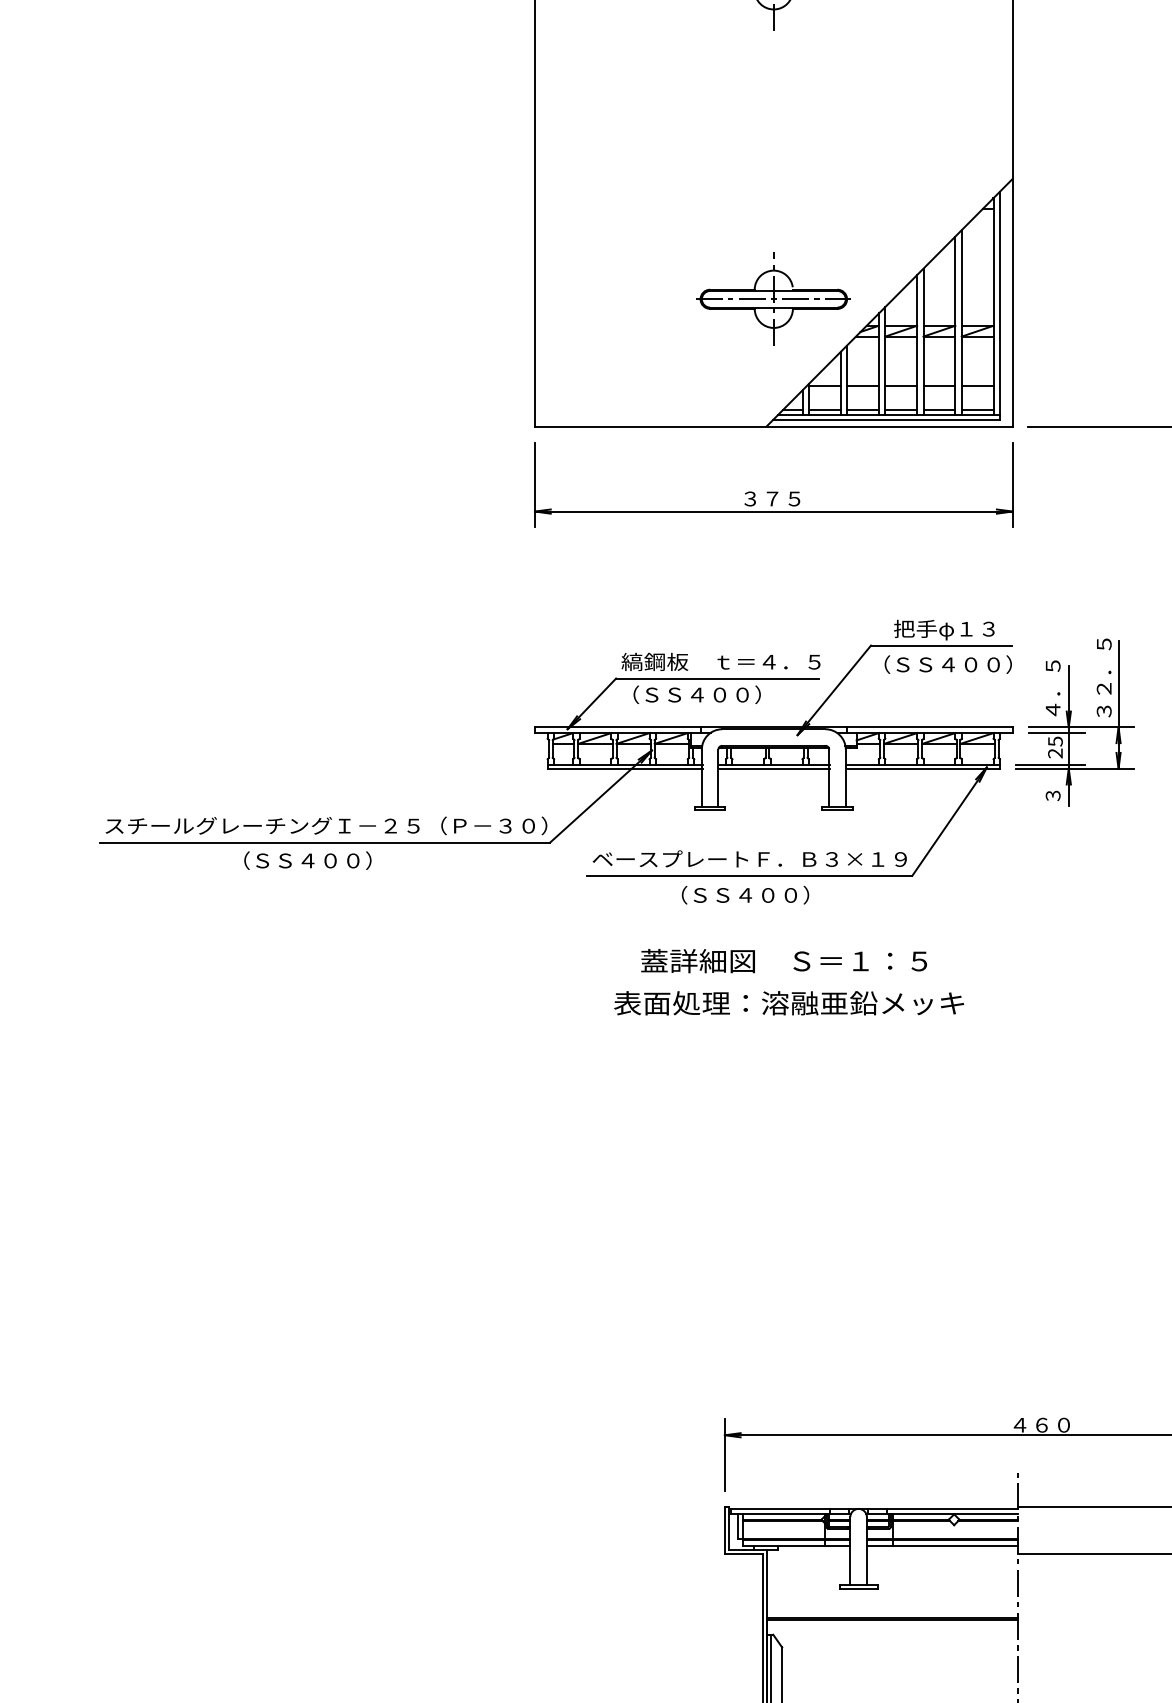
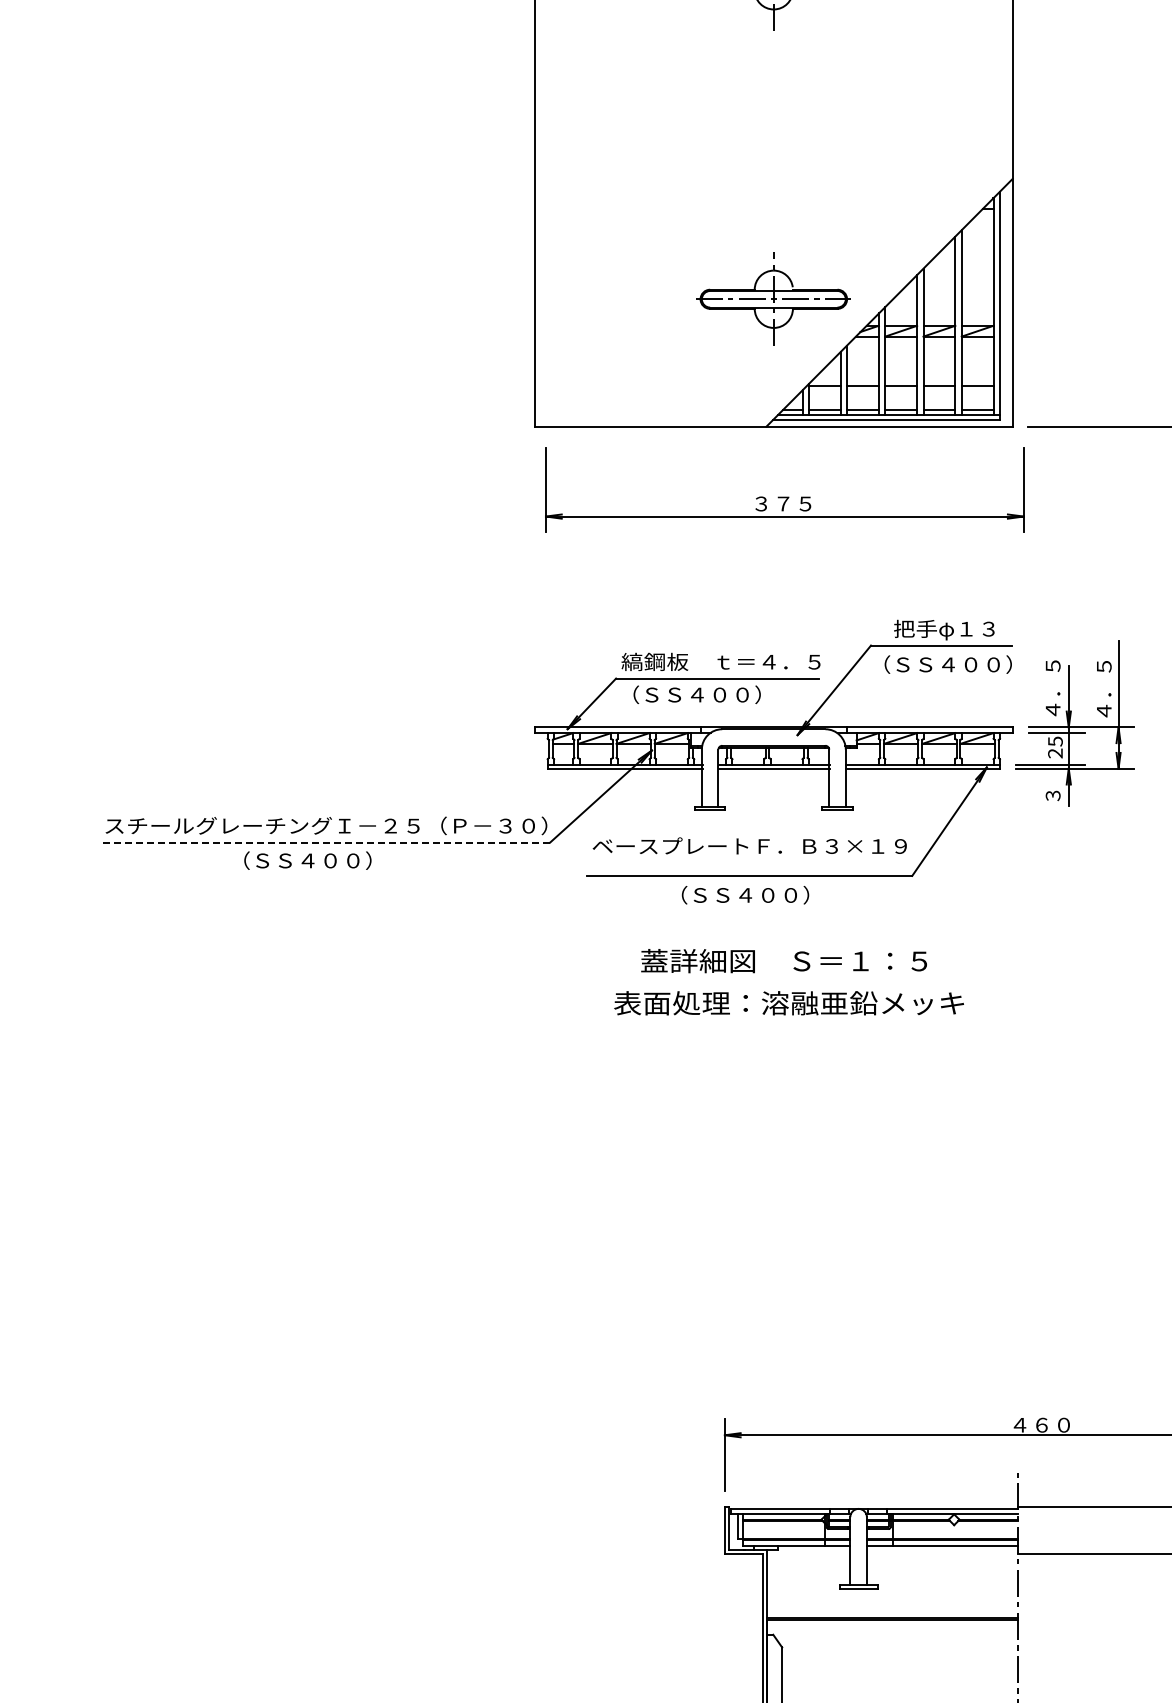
part position: (773, 491) -> (784, 496) (784, 496)
text: ３２．５ -> ４．５ (1103, 677)
line: solid -> dashed (324, 842)
text position: (749, 858) -> (749, 845) (749, 845)
line: present -> none (770, 1666)
